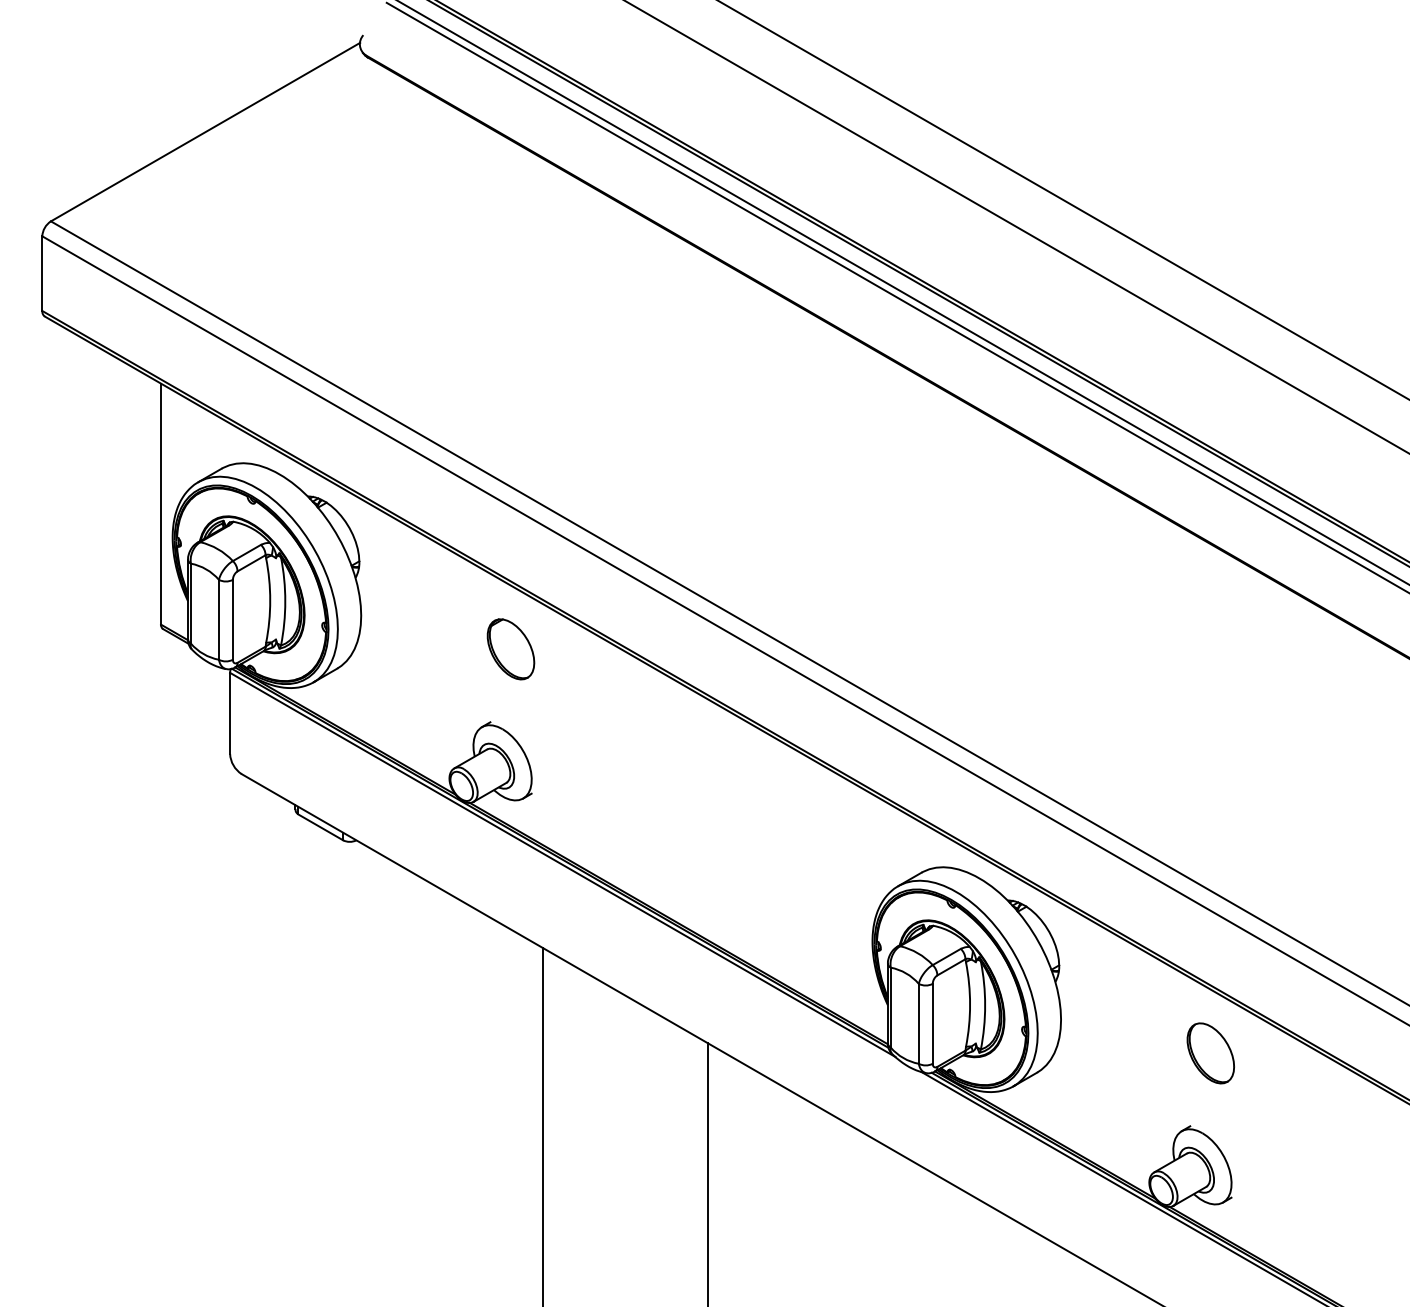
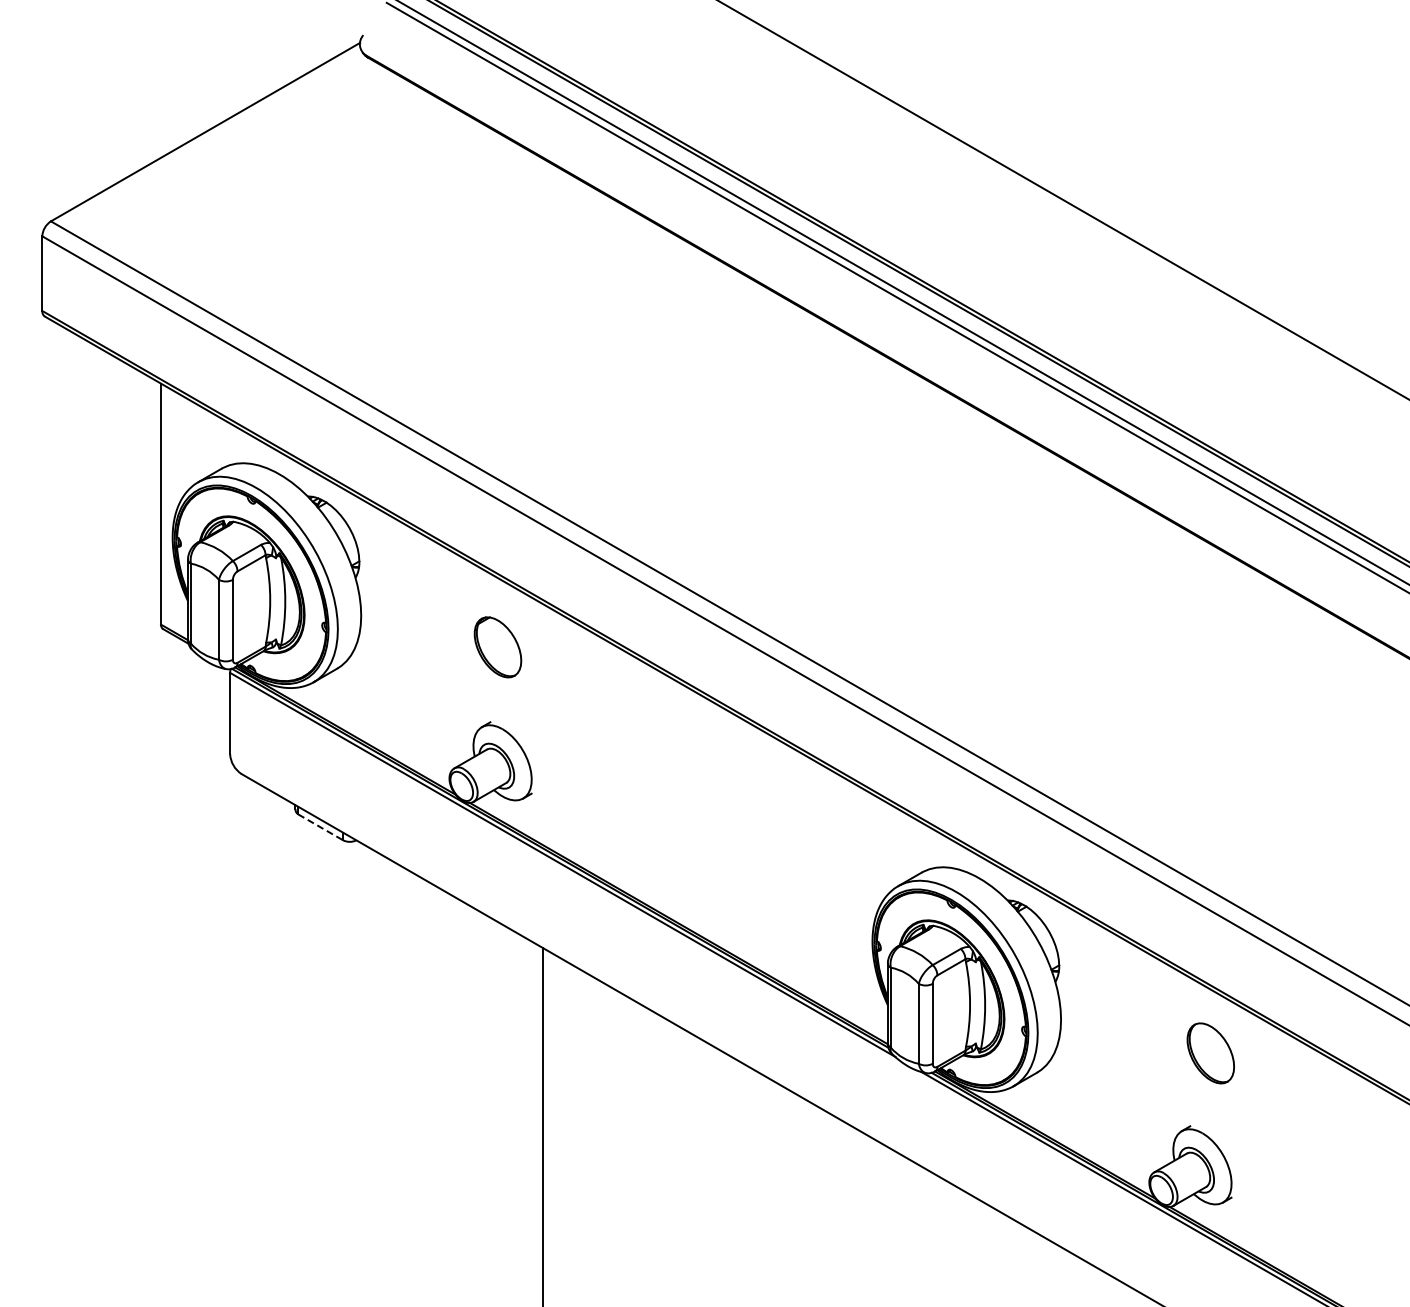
line: present -> none (1016, 227)
part position: (510, 649) -> (497, 647) (497, 647)
line: solid -> dashed (320, 827)
line: present -> none (708, 1173)
